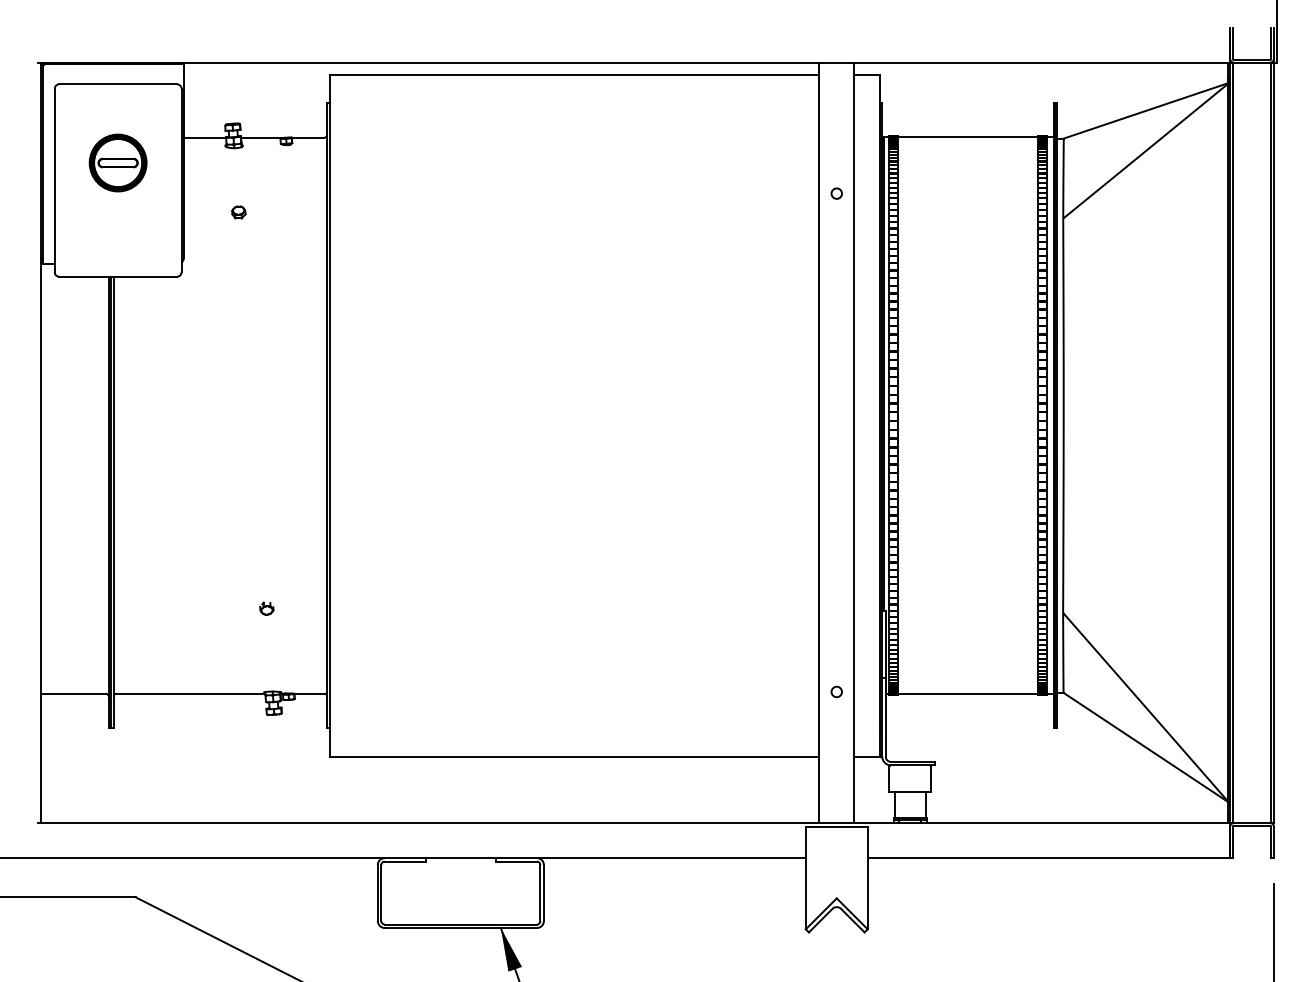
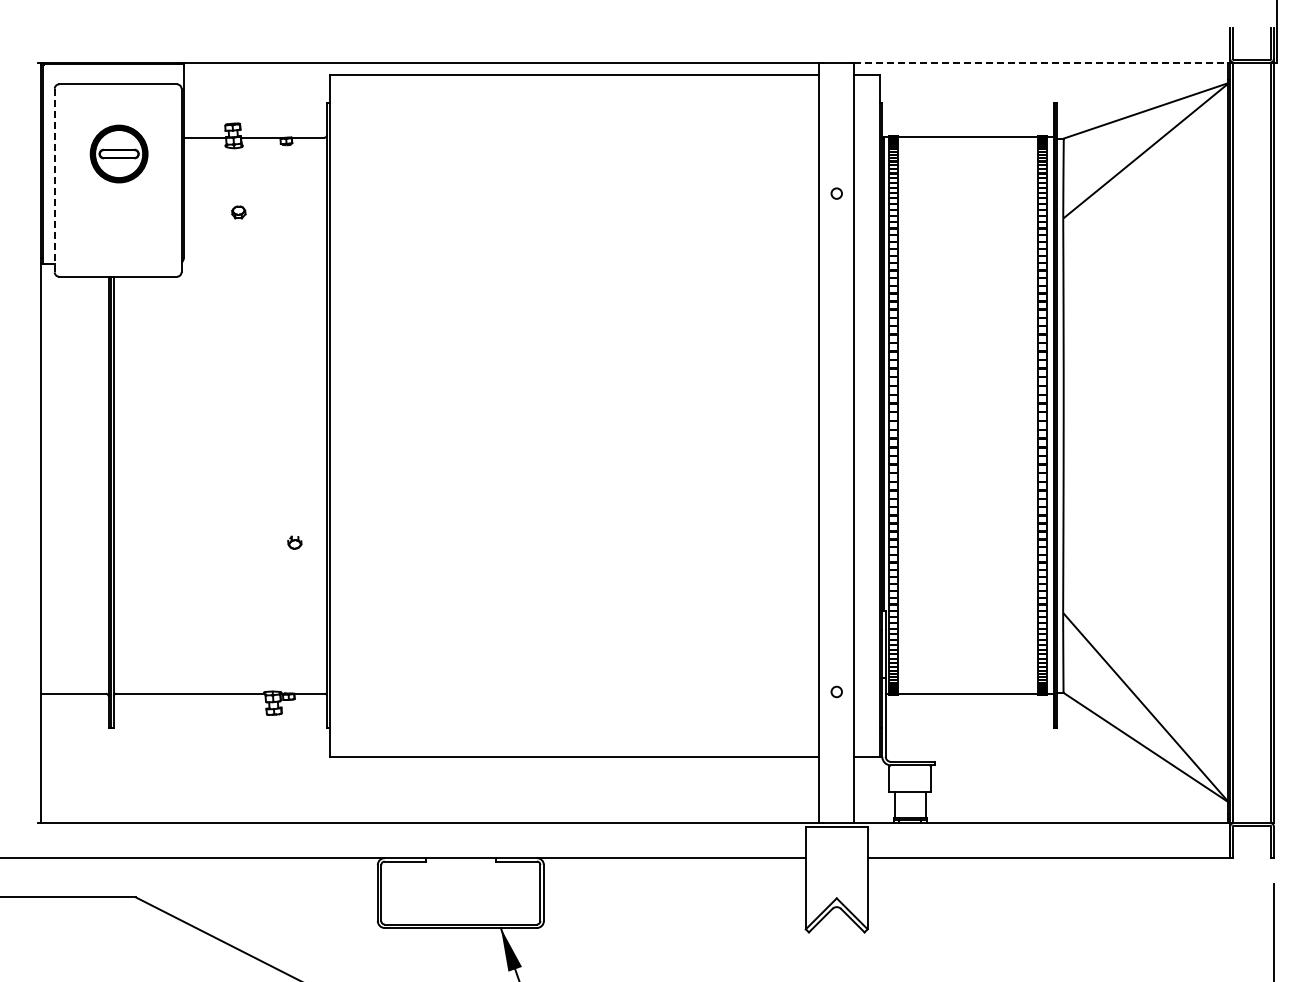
line: solid -> dashed (1042, 62)
part position: (117, 162) -> (118, 153) (118, 153)
line: solid -> dashed (54, 180)
part position: (266, 608) -> (294, 542) (294, 542)
